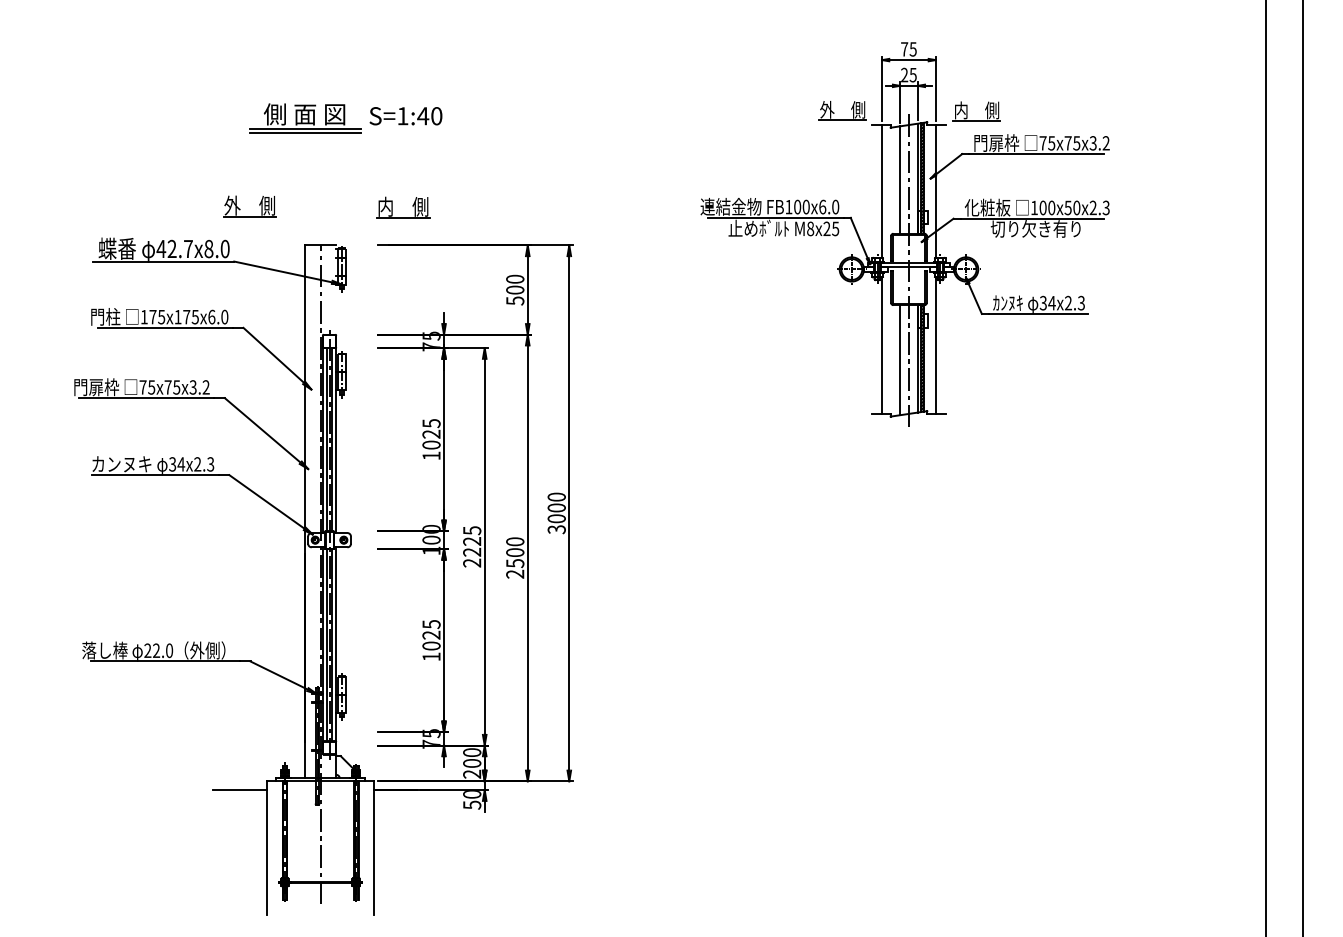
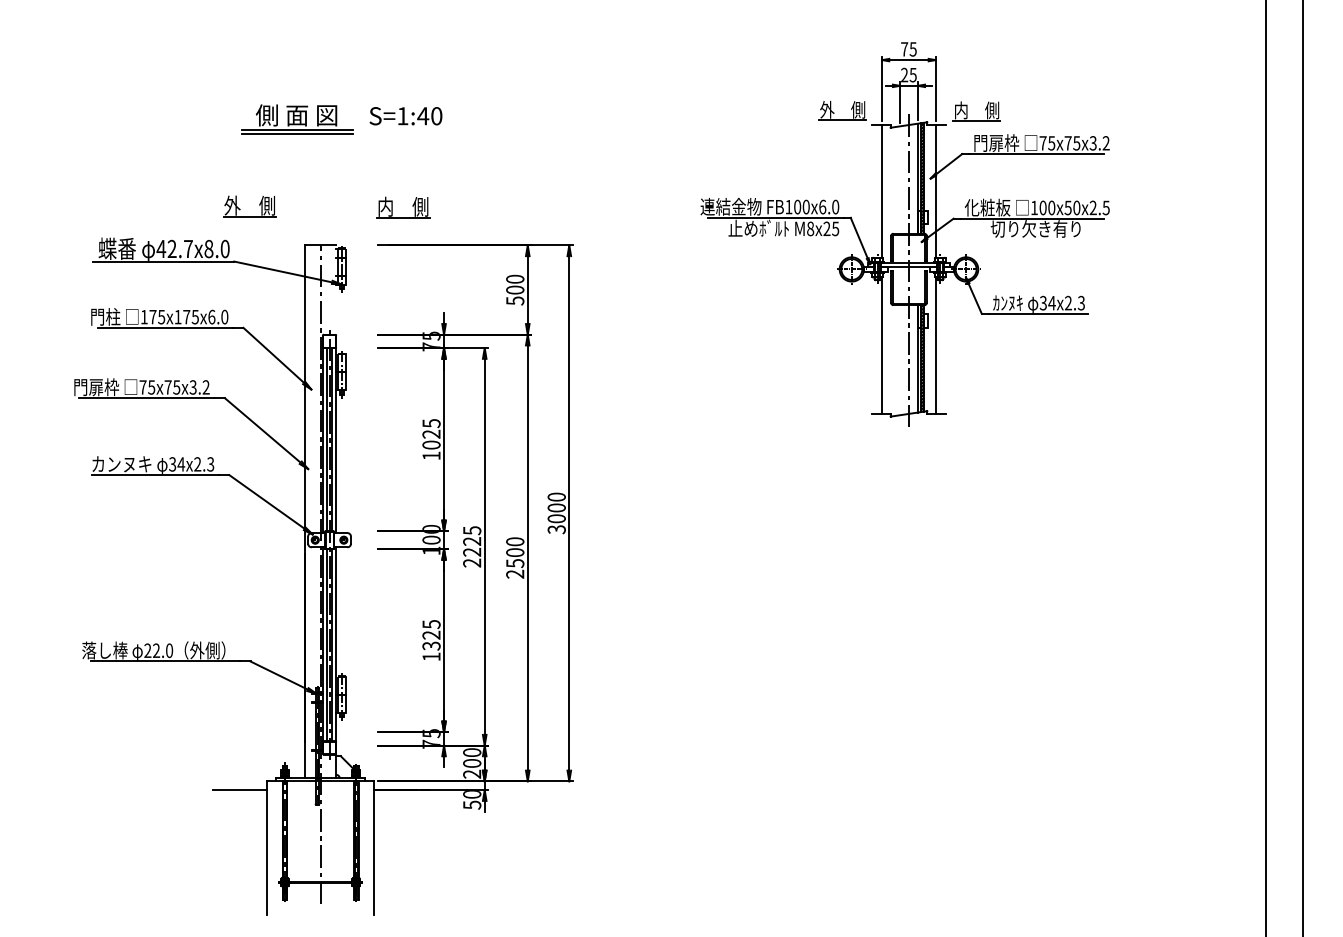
part position: (305, 118) -> (297, 119) (297, 119)
line: present -> none (900, 179)
text: 100x50x2.3 -> 100x50x2.5 (1106, 207)
line: present -> none (900, 360)
text: 1025 -> 1325 (431, 645)
